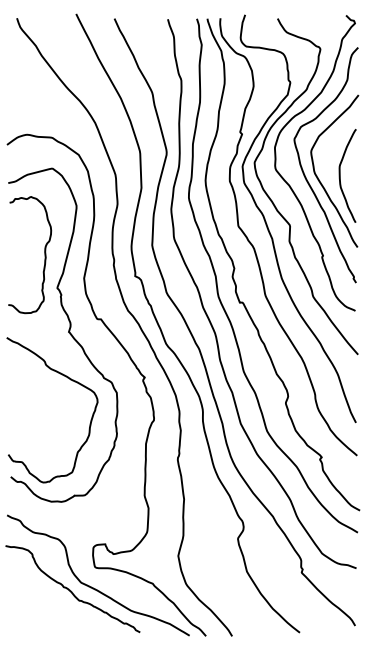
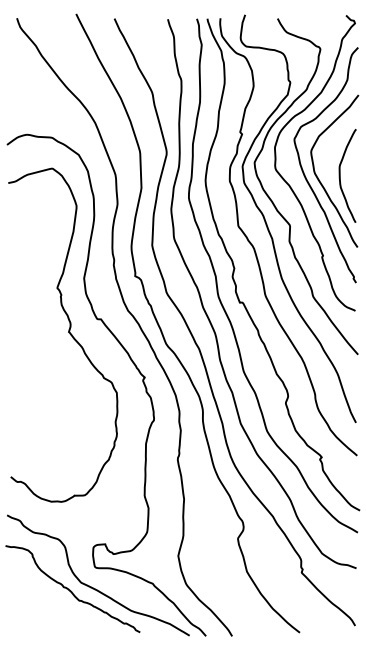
curve: present -> none (44, 255)
curve: present -> none (70, 380)
